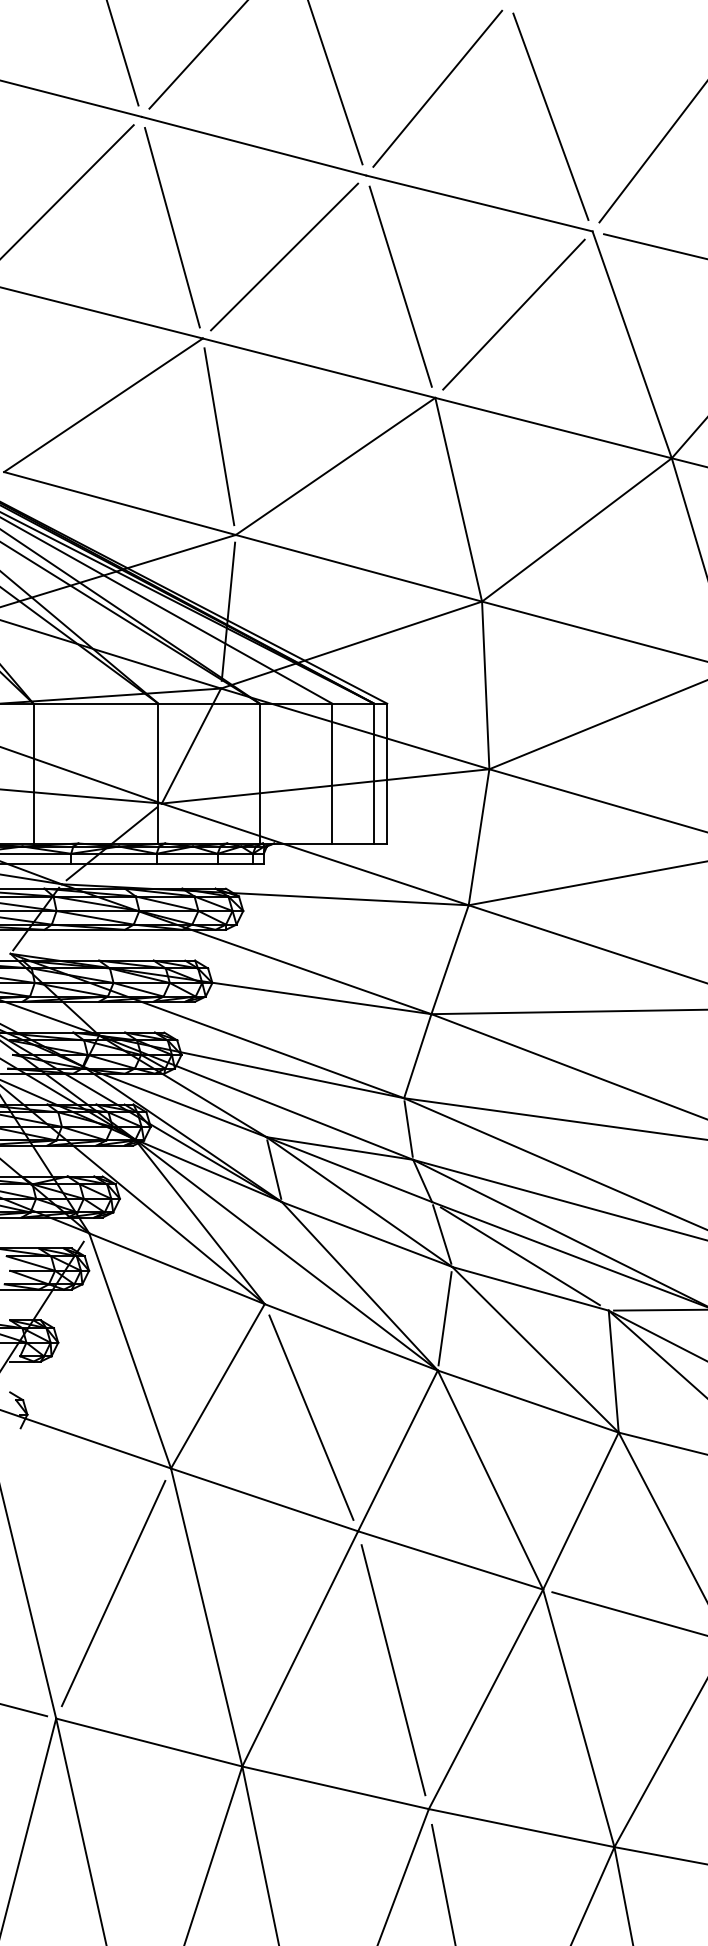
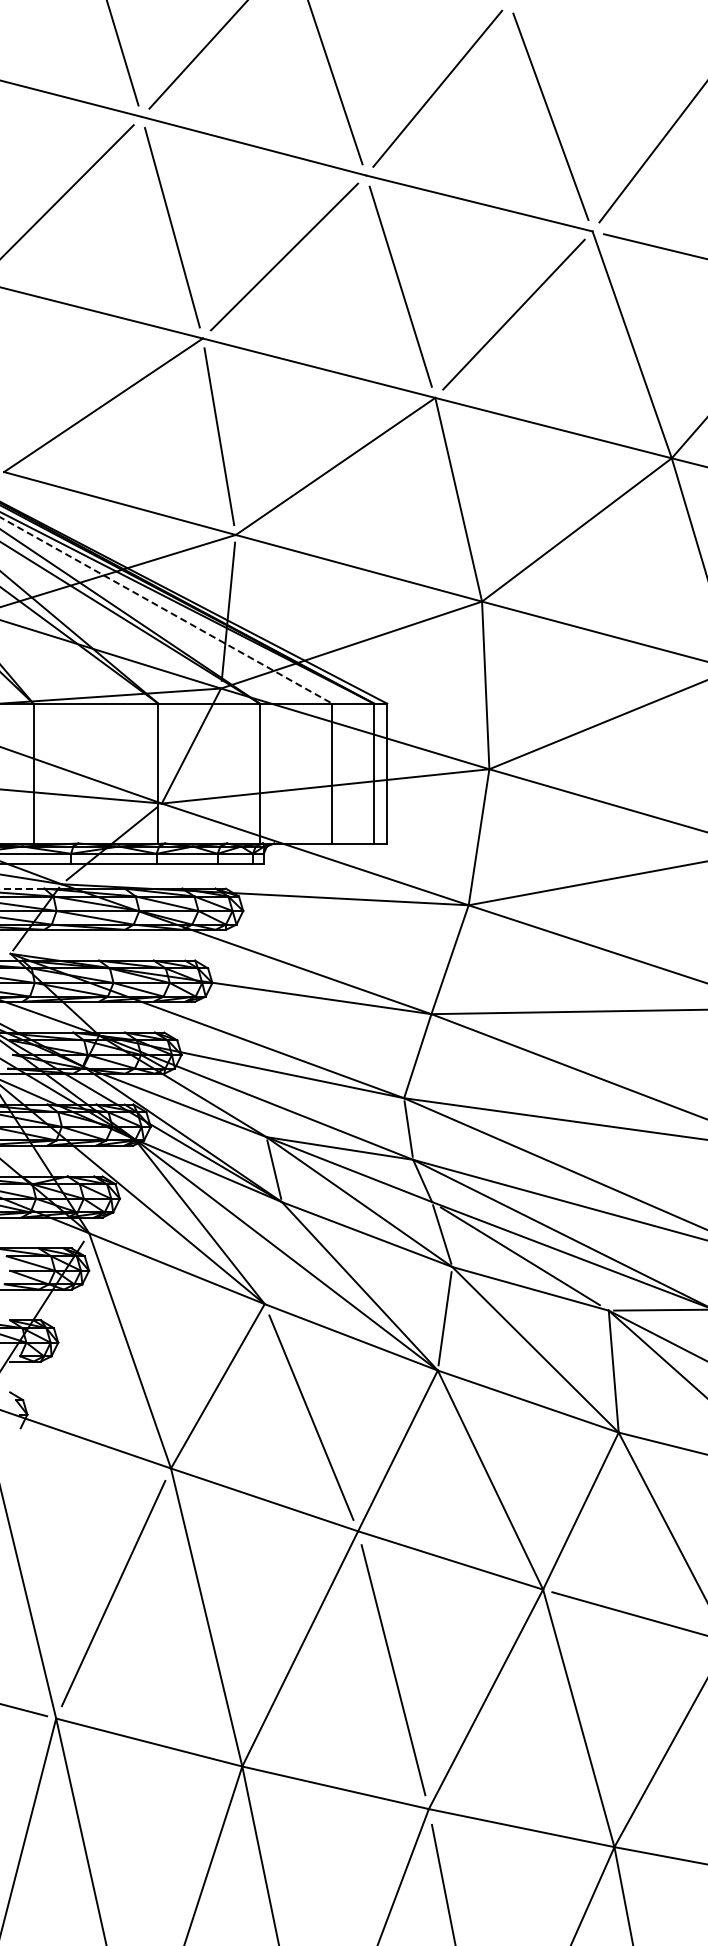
line: solid -> dashed (166, 610)
line: solid -> dashed (22, 888)
